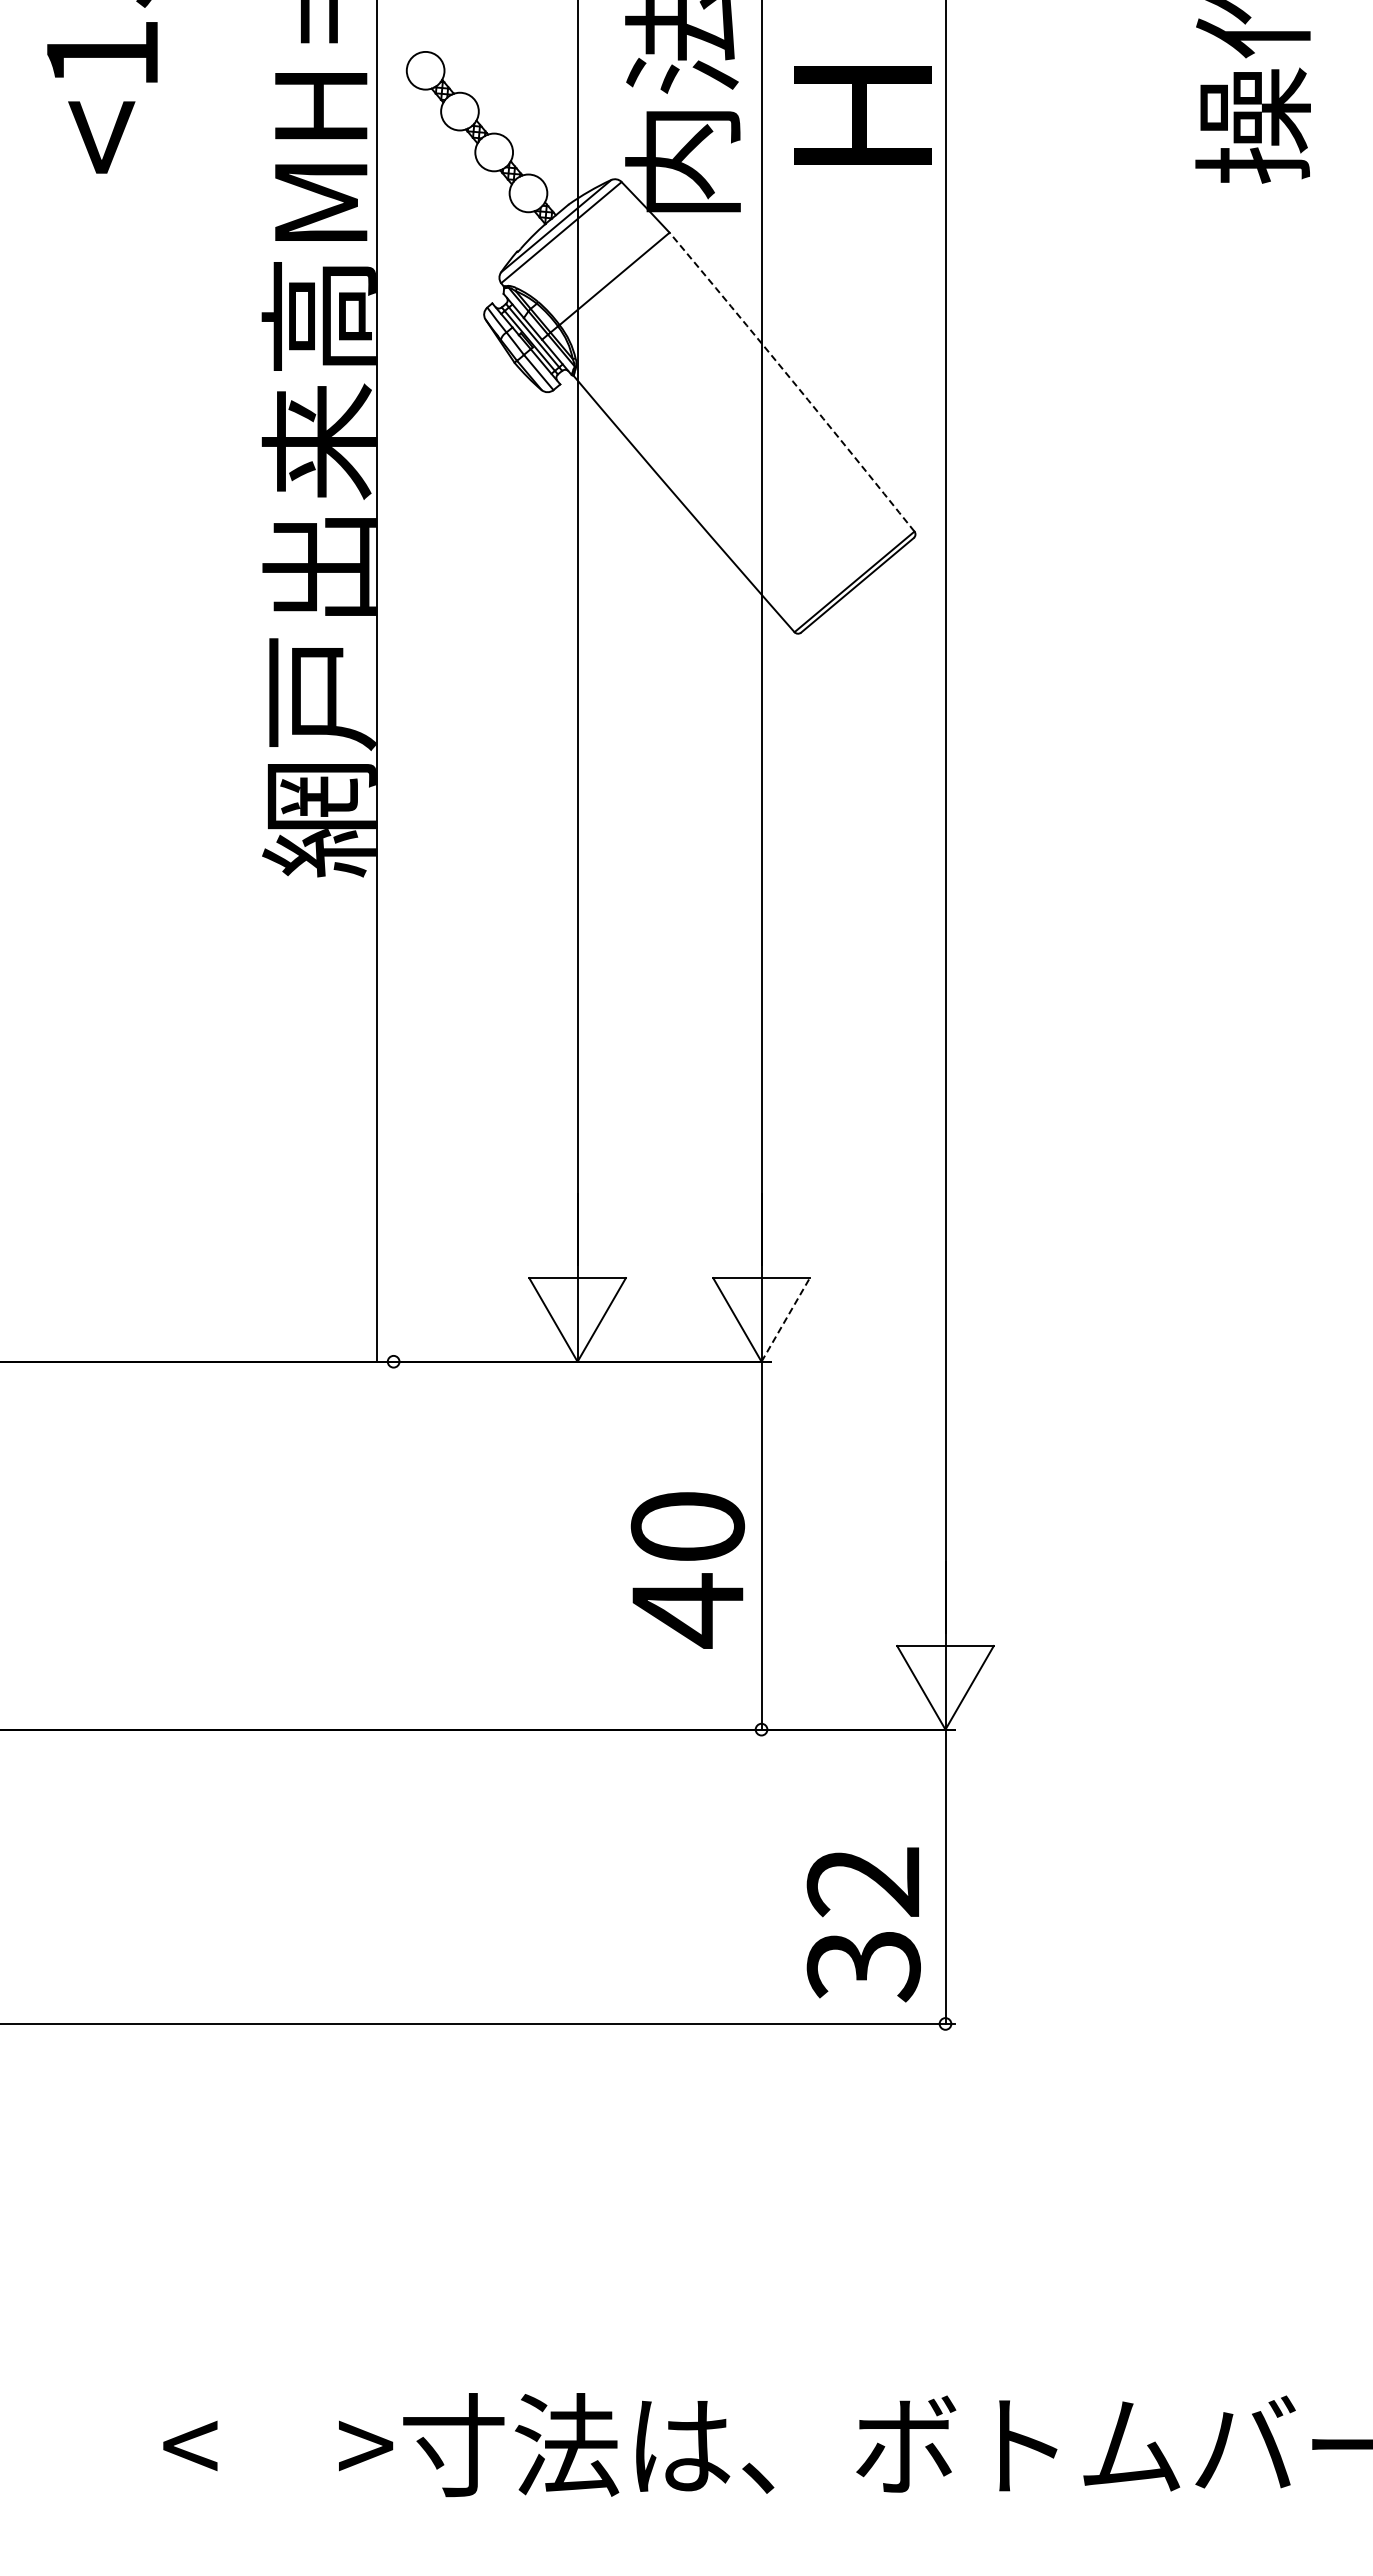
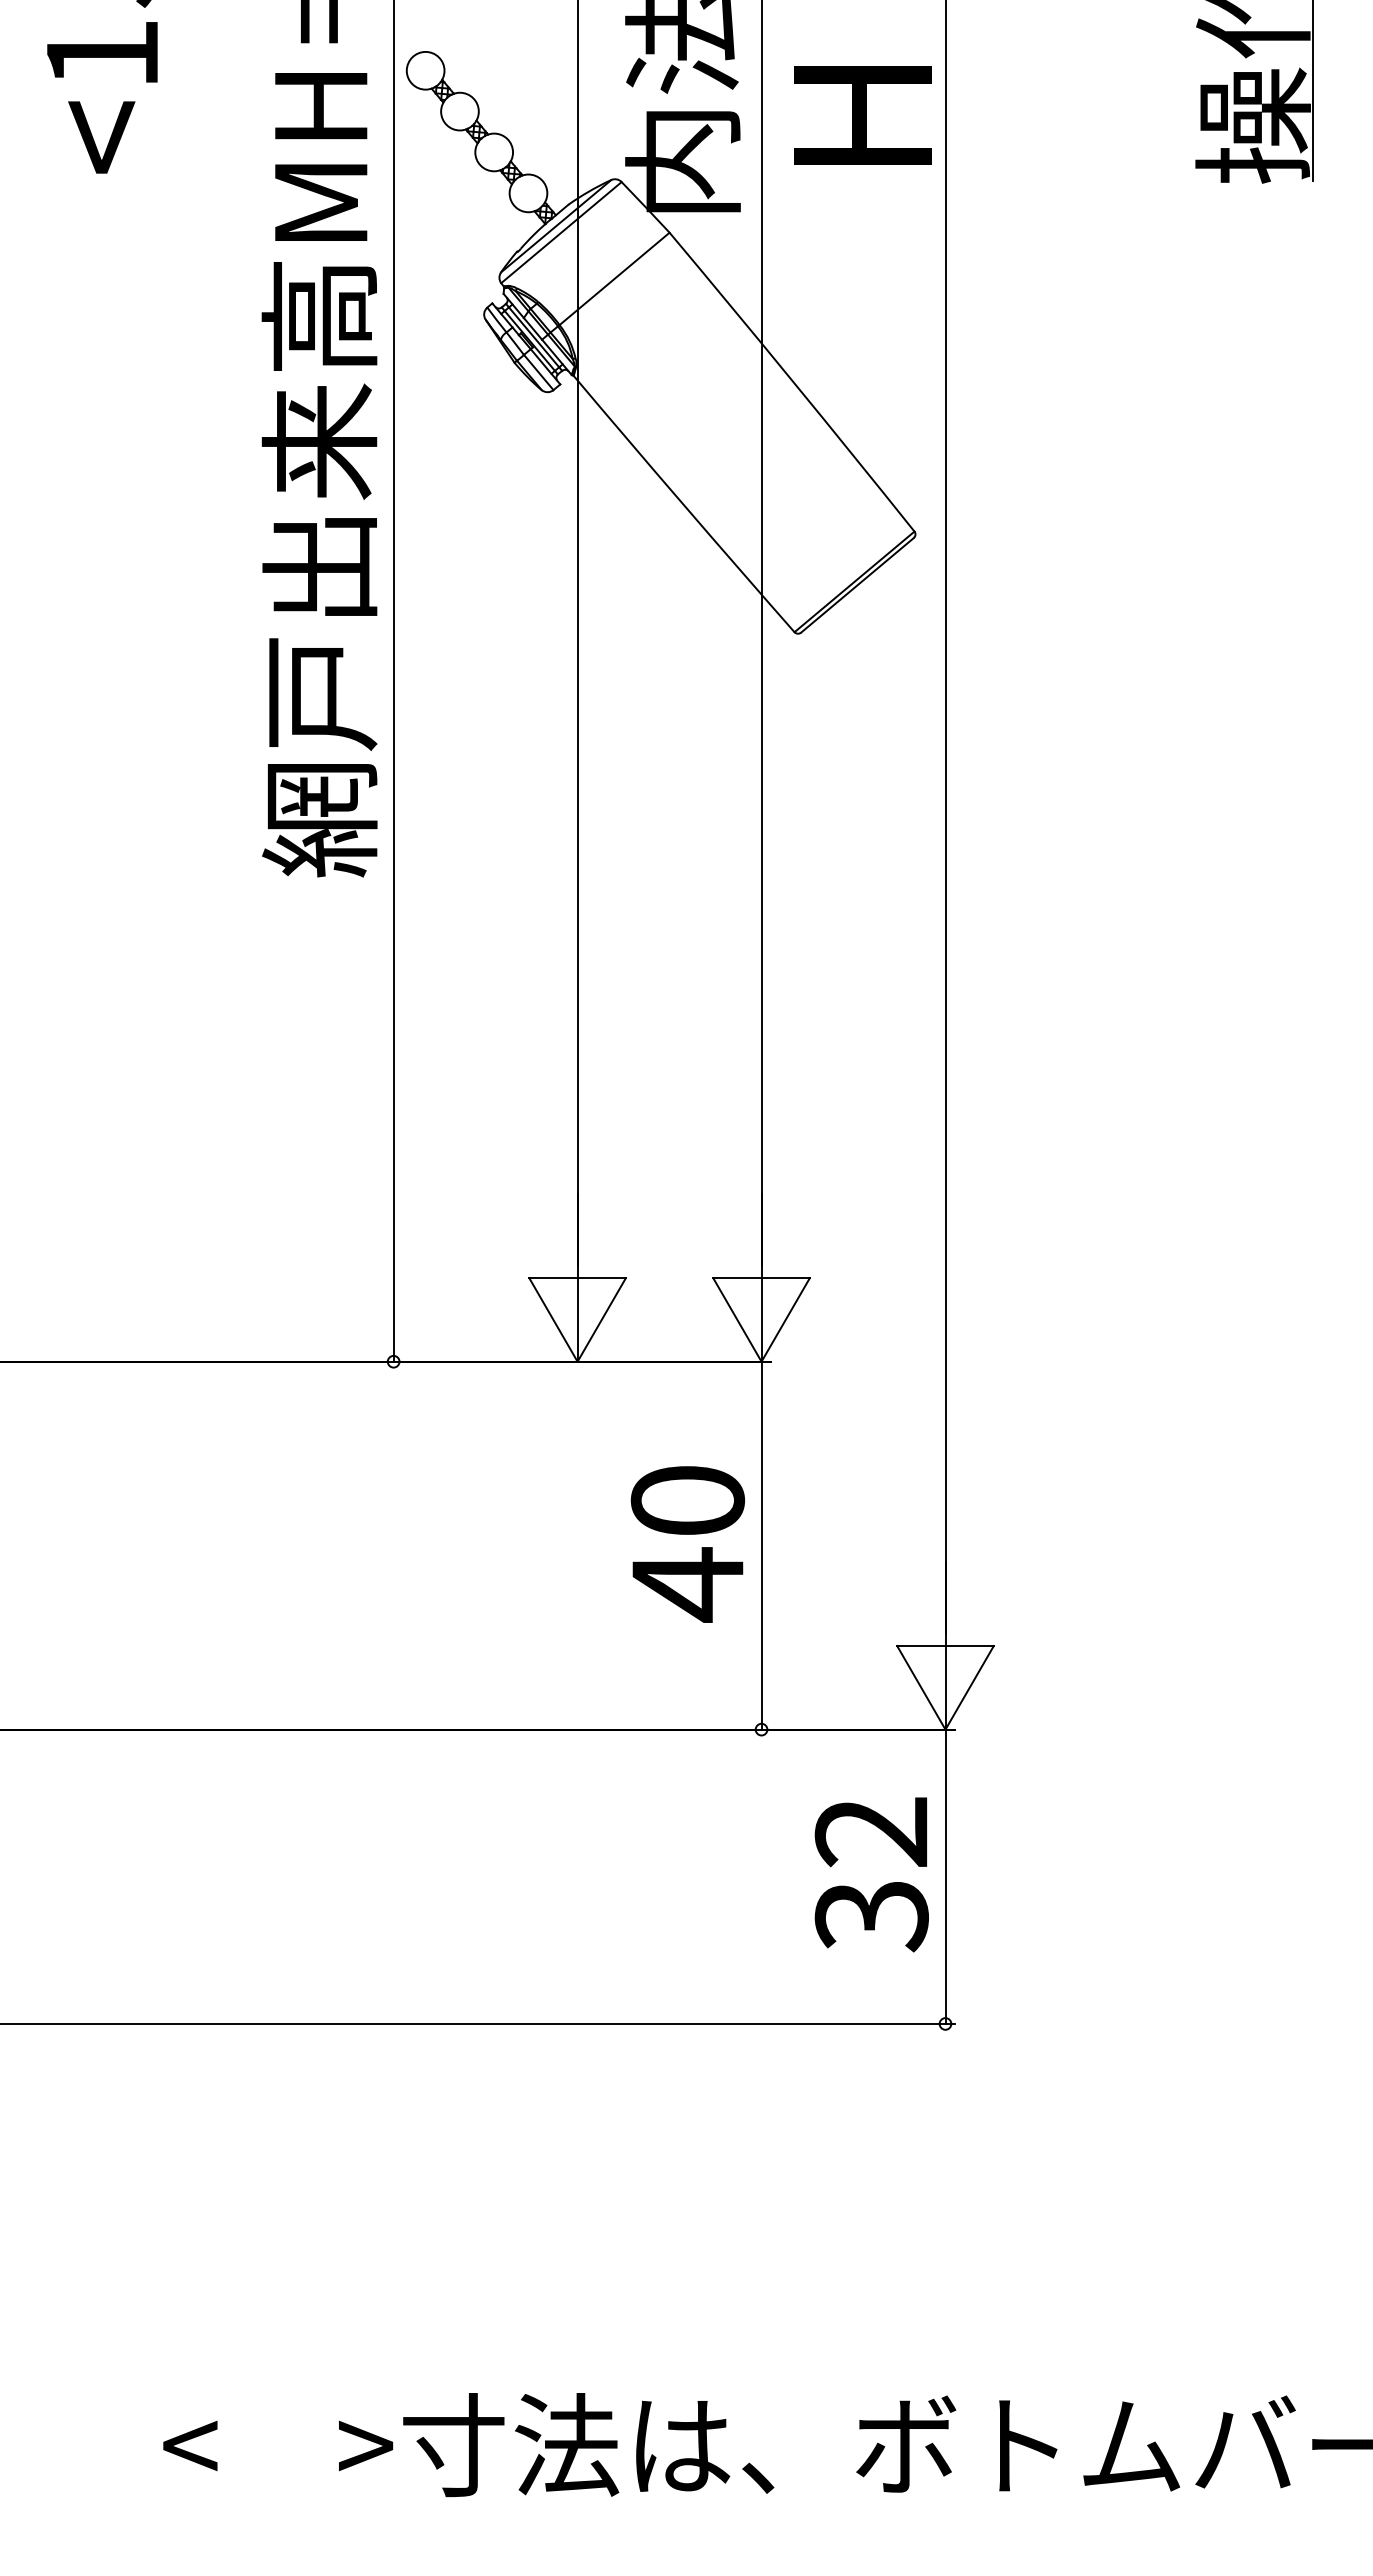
line: none -> present (1313, 91)
arc: dashed -> solid (792, 381)
line position: (376, 681) -> (393, 681) (393, 681)
line: dashed -> solid (785, 1319)
text position: (687, 1570) -> (687, 1544) (687, 1544)
text position: (863, 1924) -> (871, 1874) (871, 1874)
